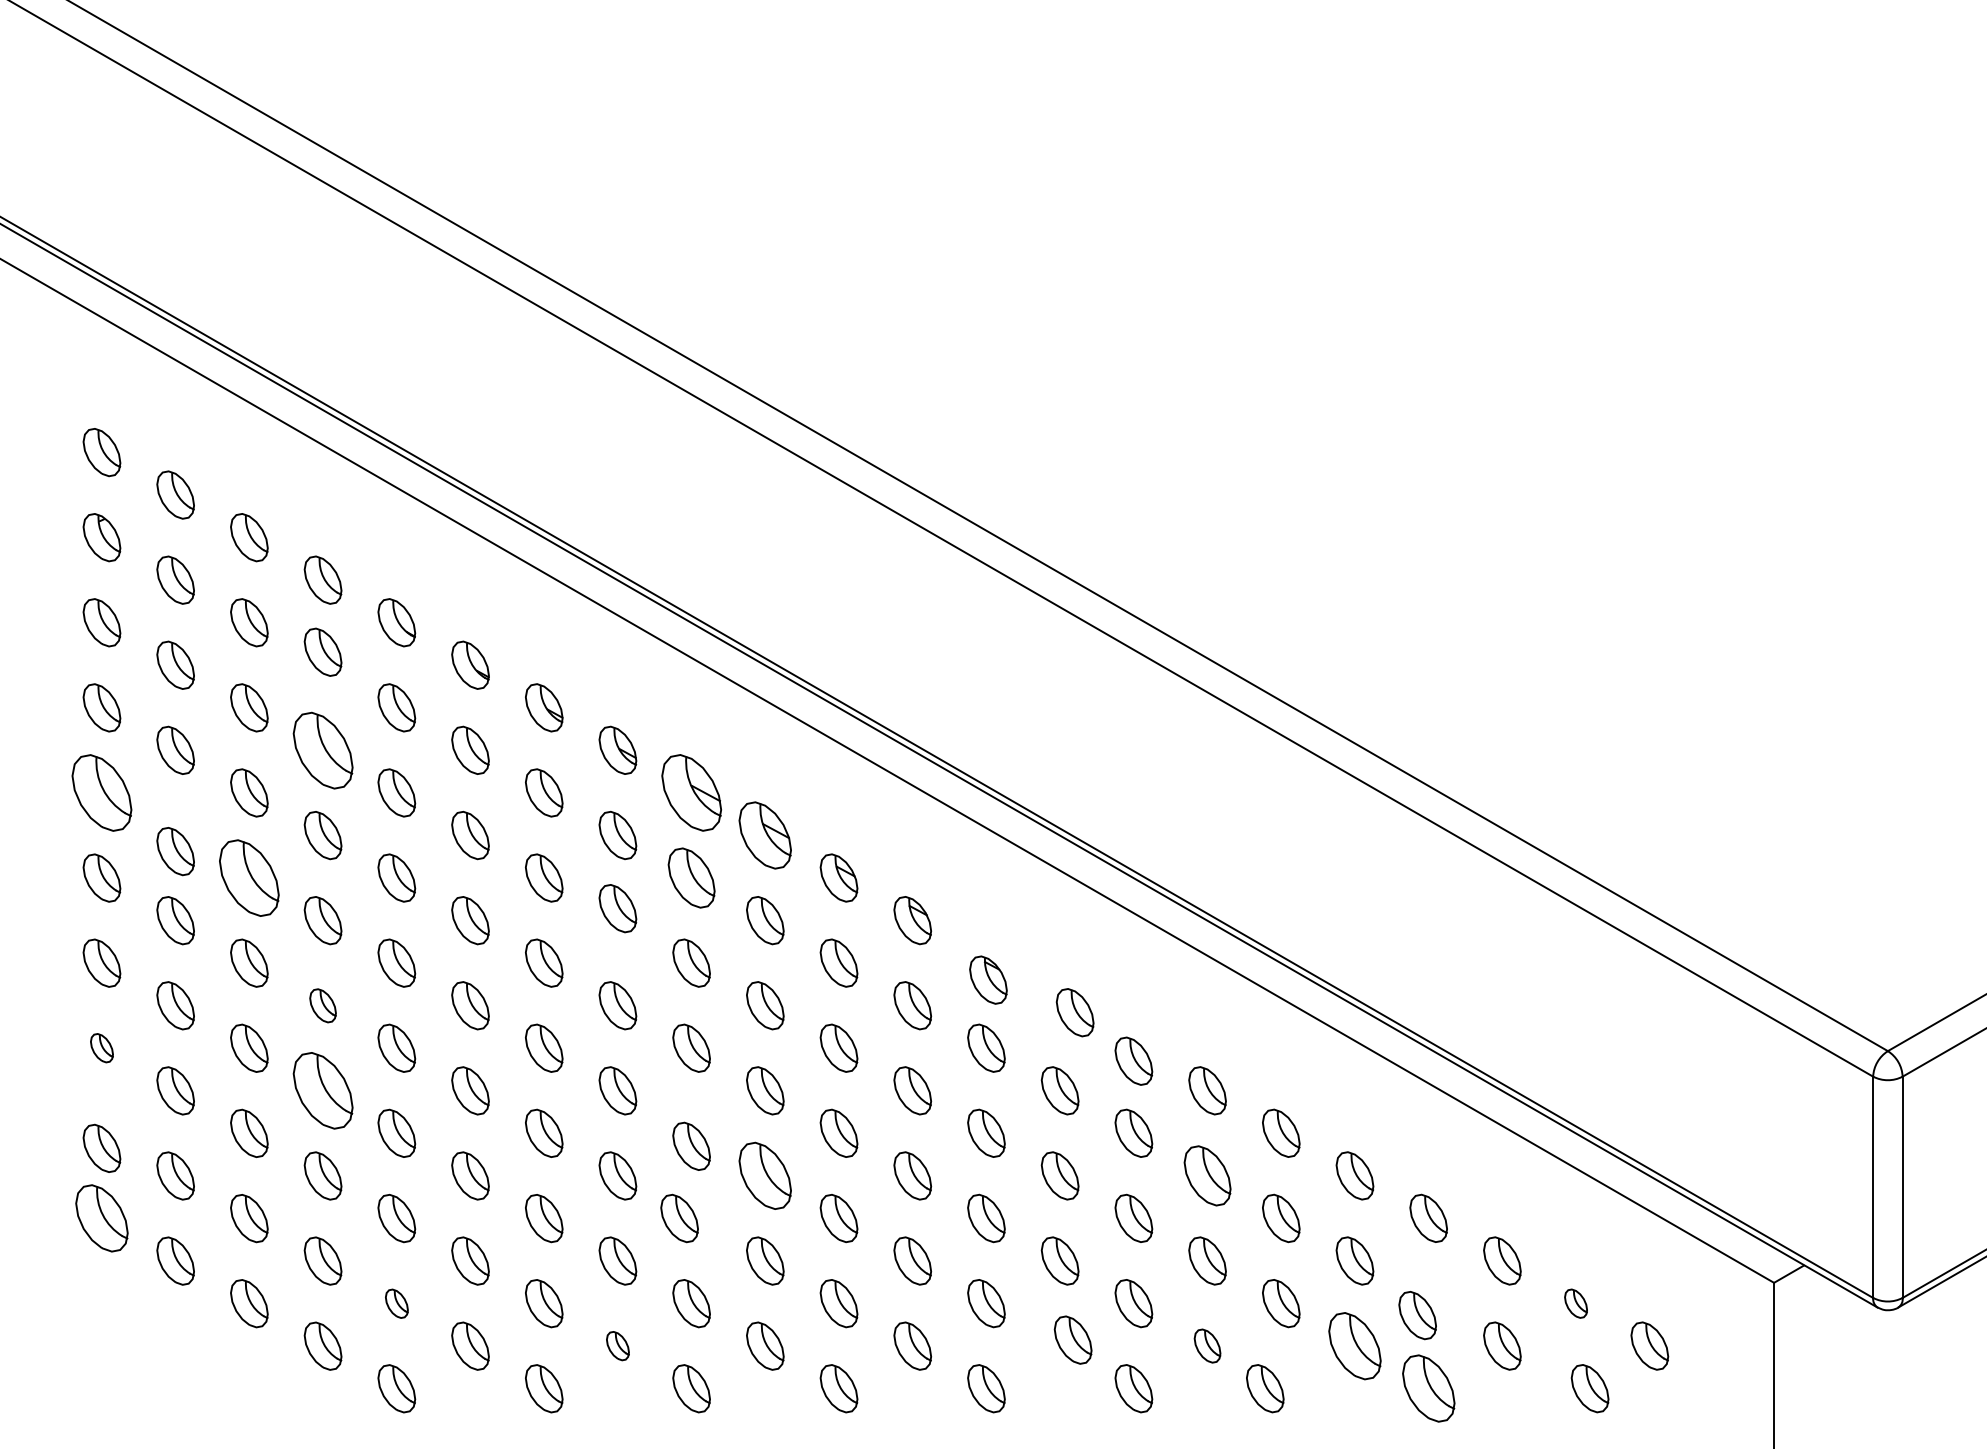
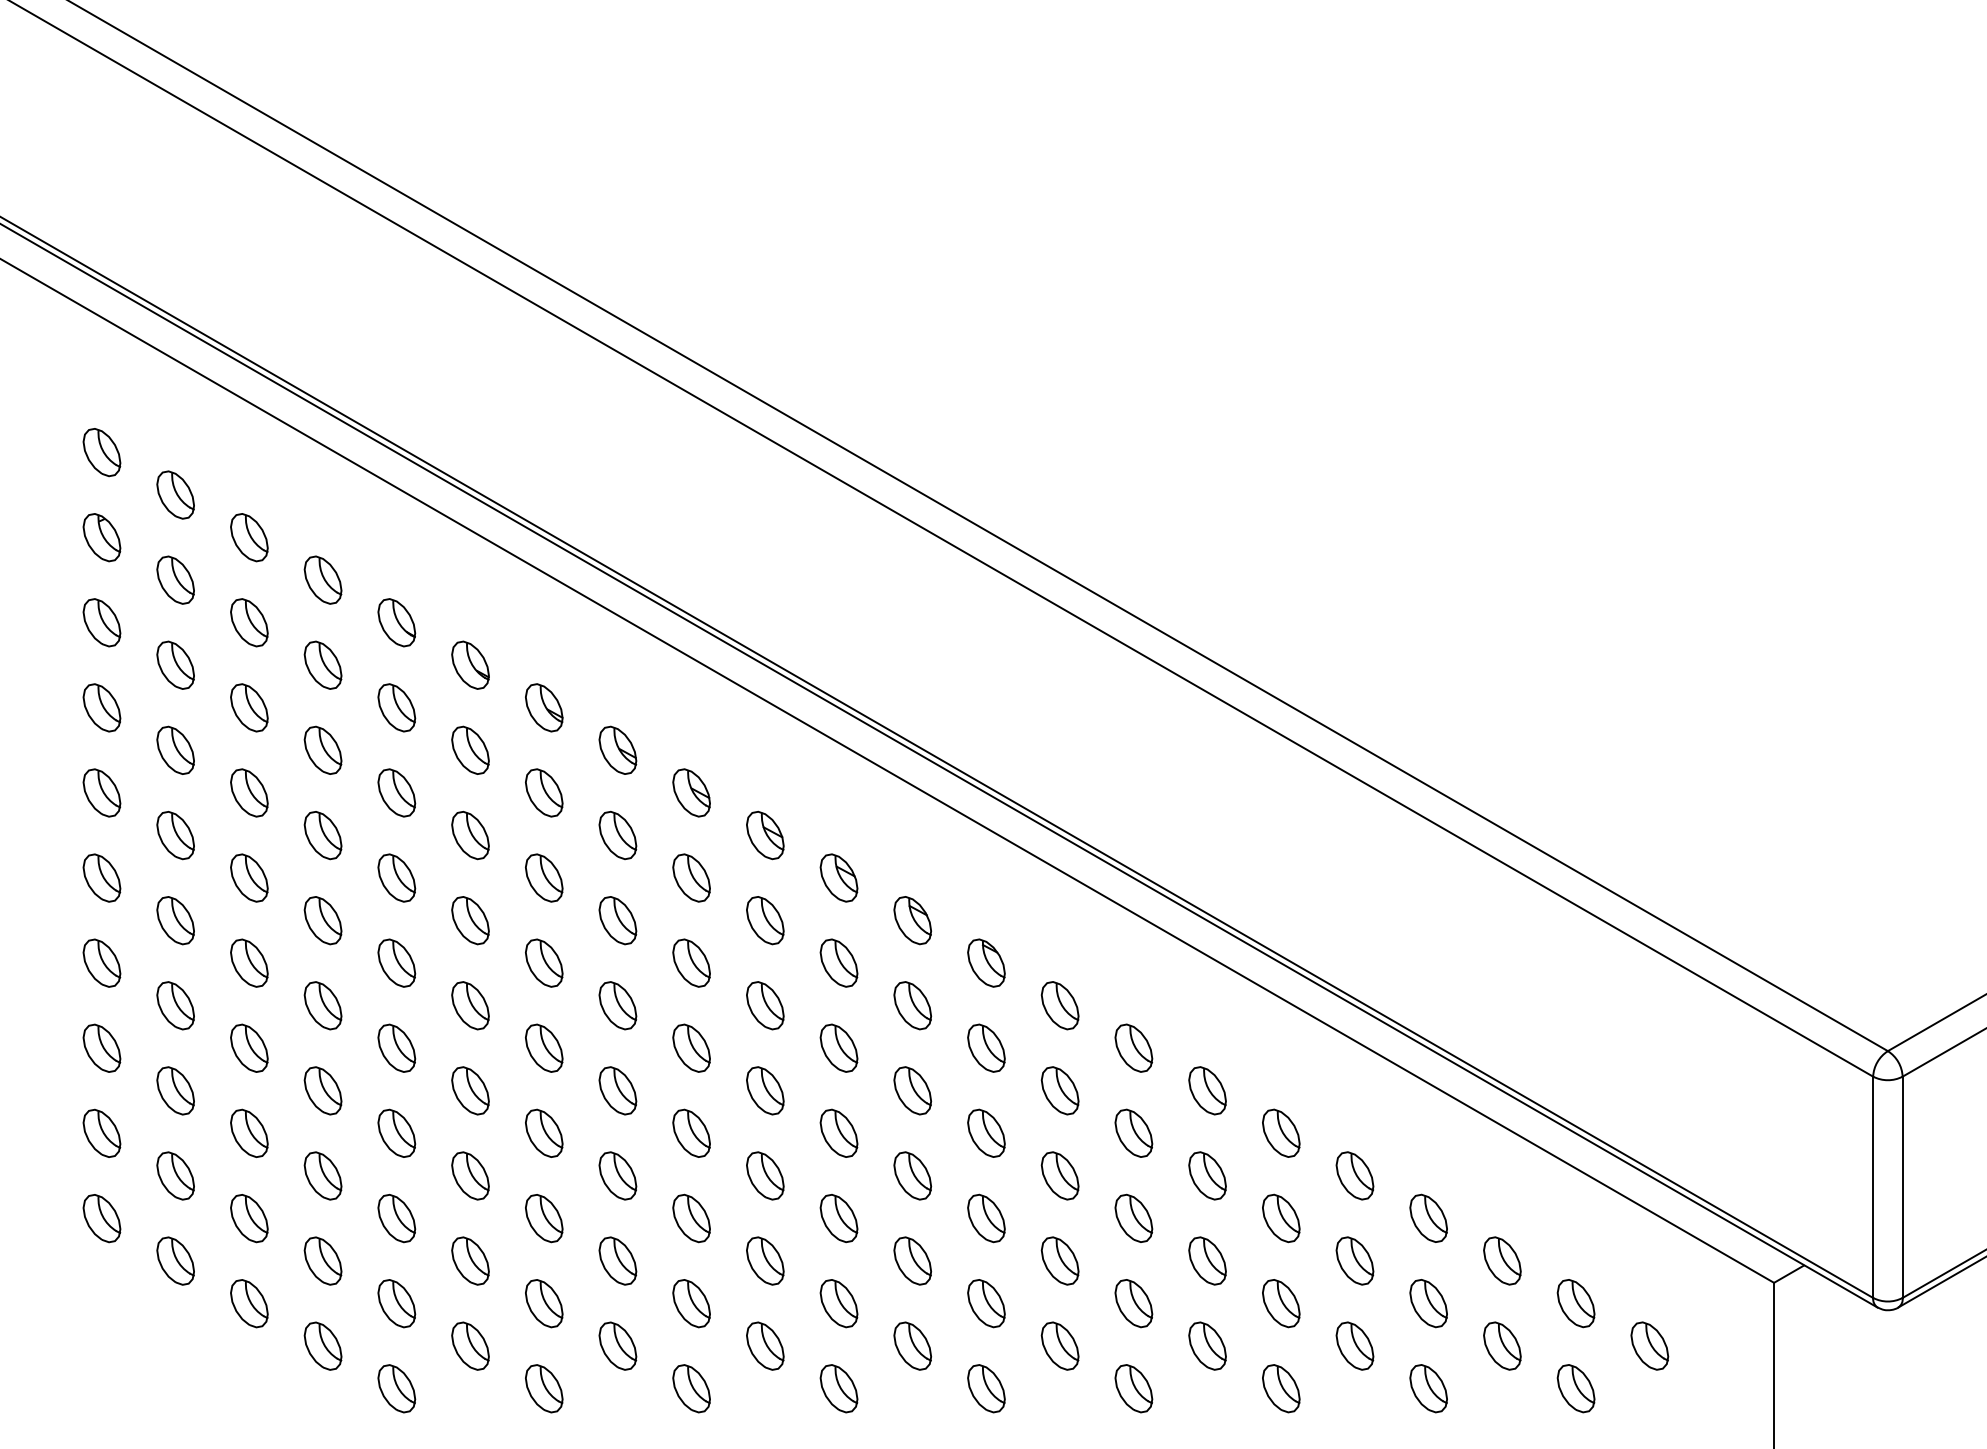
part position: (322, 651) -> (322, 664) (322, 664)
part size: 62x79 px -> 40x50 px (322, 749)
part size: 62x78 px -> 40x50 px (101, 792)
part size: 61x78 px -> 39x50 px (691, 792)
part size: 54x69 px -> 39x51 px (765, 835)
part position: (175, 851) -> (175, 835) (175, 835)
part size: 61x78 px -> 39x50 px (249, 877)
part size: 49x62 px -> 39x50 px (691, 877)
part position: (617, 908) -> (617, 920) (617, 920)
part position: (988, 979) -> (986, 962) (986, 962)
part size: 28x36 px -> 40x50 px (322, 1005)
part position: (1074, 1012) -> (1059, 1005) (1059, 1005)
part size: 24x31 px -> 40x50 px (101, 1047)
part position: (1133, 1060) -> (1133, 1047) (1133, 1047)
part size: 62x78 px -> 40x50 px (322, 1090)
part position: (691, 1145) -> (691, 1132) (691, 1132)
part position: (101, 1147) -> (101, 1132) (101, 1132)
part size: 54x69 px -> 39x50 px (765, 1175)
part size: 49x62 px -> 39x50 px (1207, 1175)
part size: 54x69 px -> 40x50 px (101, 1218)
part position: (679, 1218) -> (691, 1218) (691, 1218)
part size: 24x31 px -> 40x50 px (396, 1303)
part size: 24x31 px -> 40x50 px (1575, 1303)
part position: (1417, 1315) -> (1428, 1303) (1428, 1303)
part position: (1072, 1339) -> (1059, 1345) (1059, 1345)
part size: 29x36 px -> 39x50 px (1207, 1345)
part size: 24x31 px -> 40x50 px (617, 1345)
part size: 54x69 px -> 40x50 px (1354, 1345)
part position: (1265, 1388) -> (1281, 1388) (1281, 1388)
part size: 54x69 px -> 39x50 px (1428, 1388)
part position: (1589, 1388) -> (1575, 1388) (1575, 1388)
